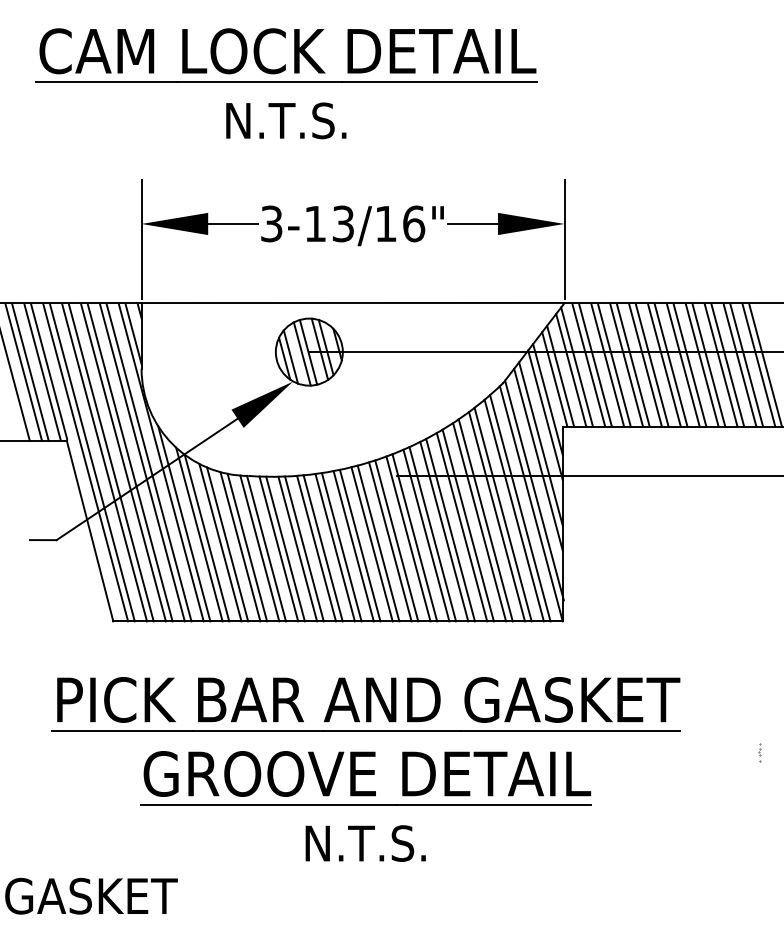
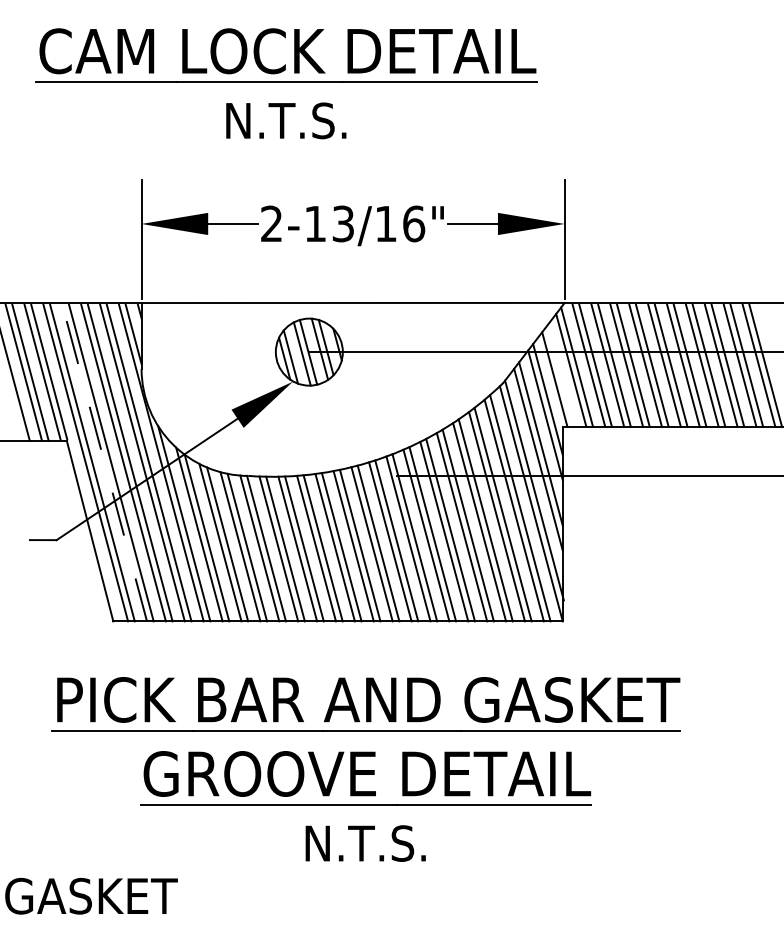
text: 3-13/16" -> 2-13/16" (271, 223)
line: present -> none (560, 375)
line: solid -> dashed (104, 463)
part: present -> none (759, 752)
